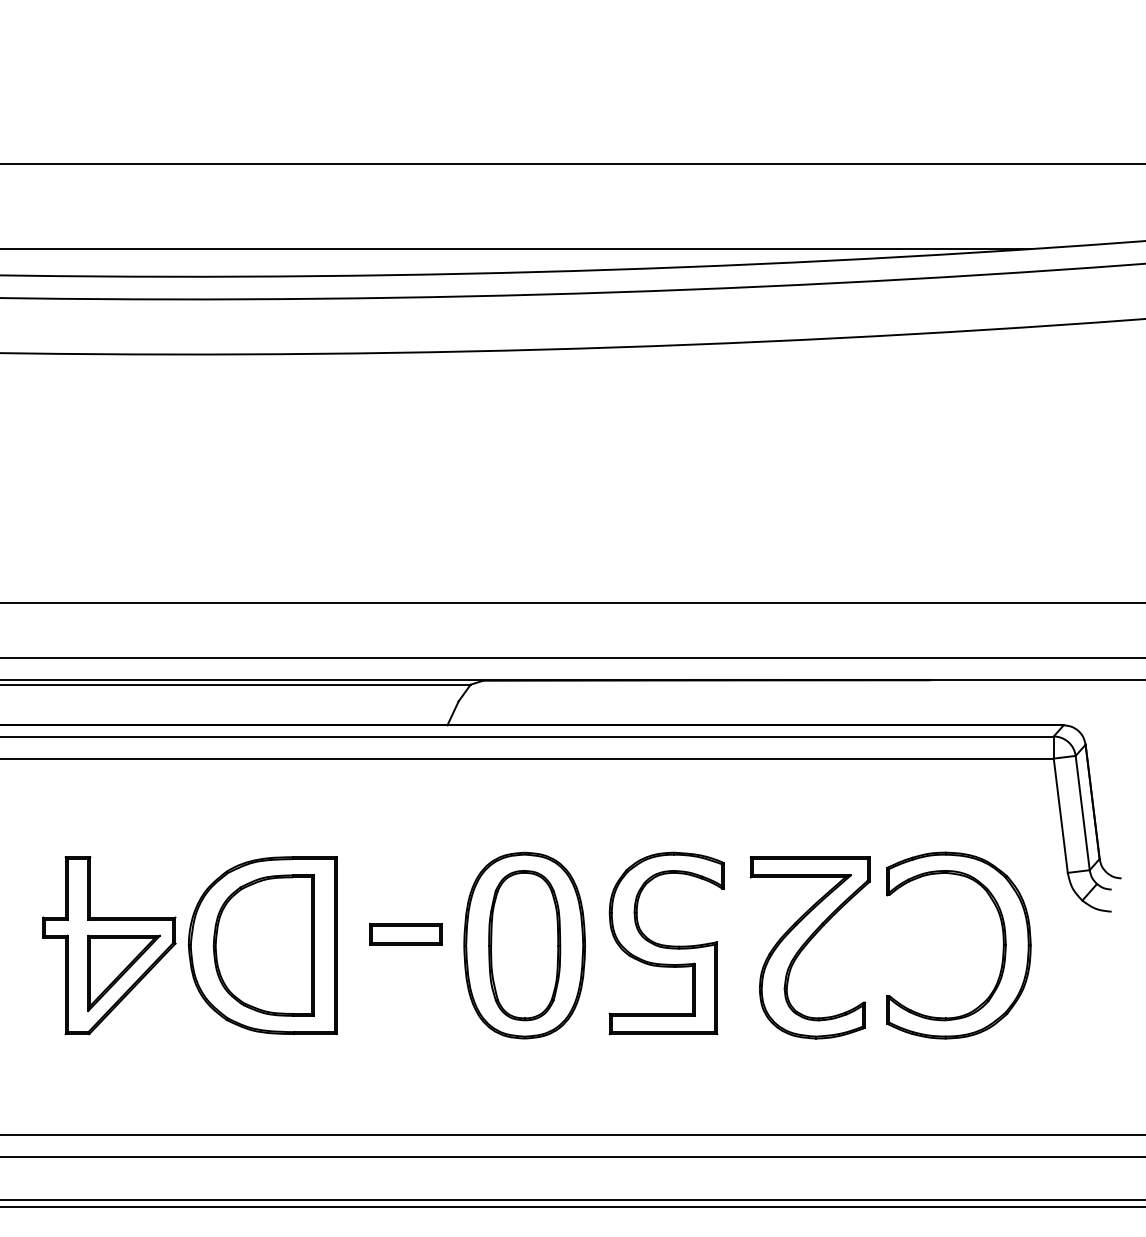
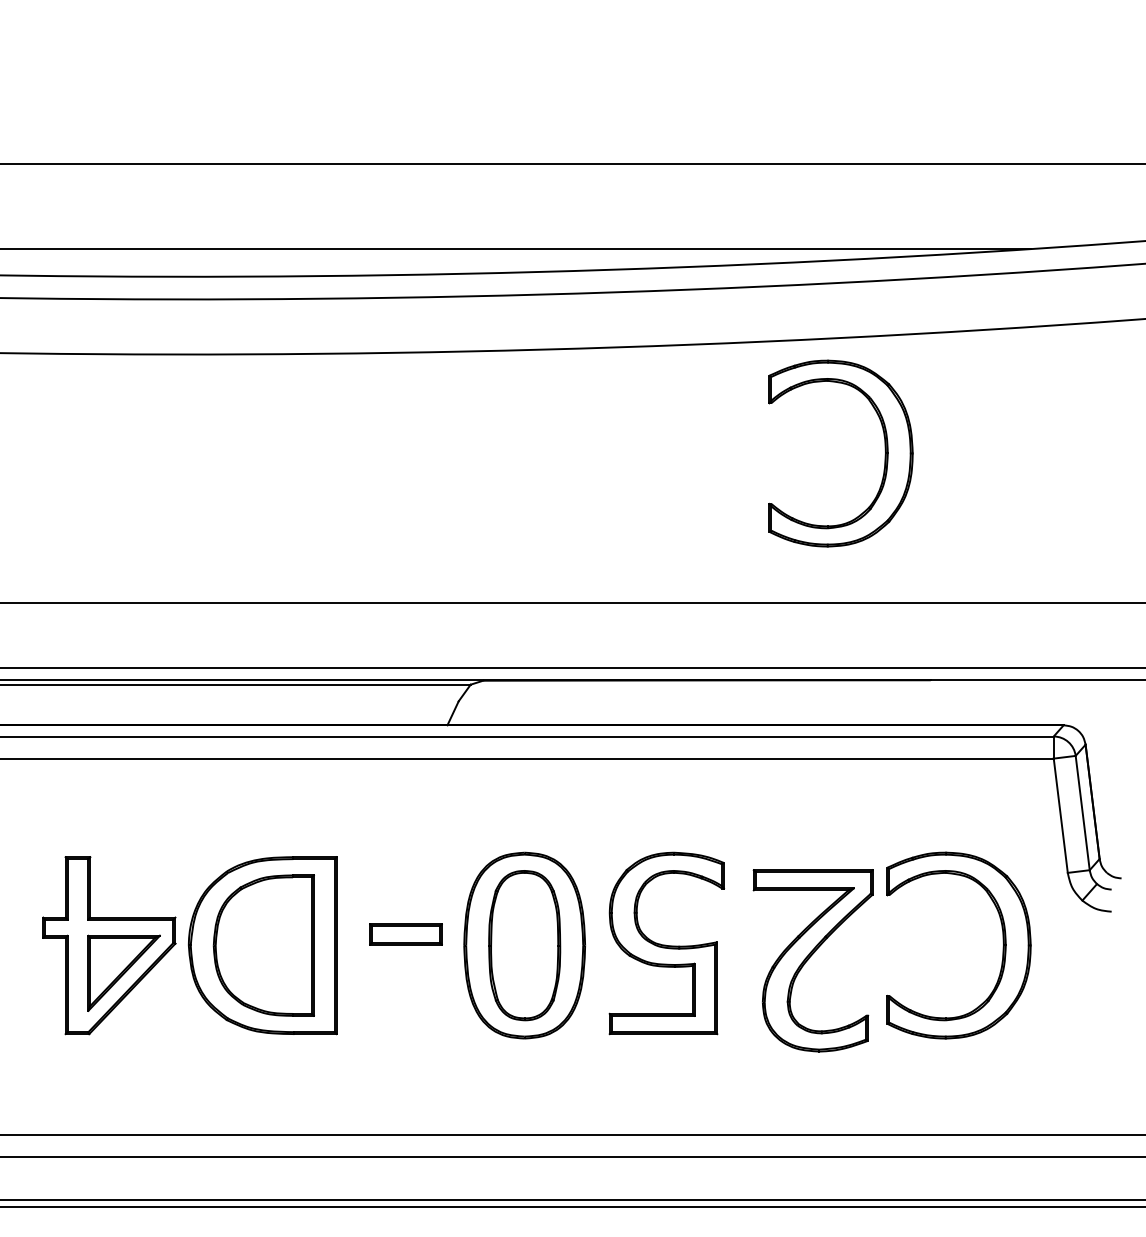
part: none -> present (884, 454)
line position: (572, 657) -> (572, 667) (572, 667)
part position: (809, 947) -> (812, 960) (812, 960)
